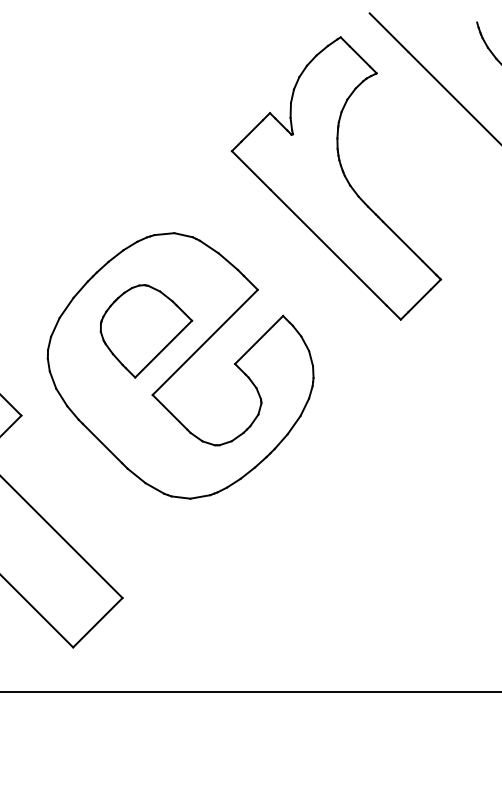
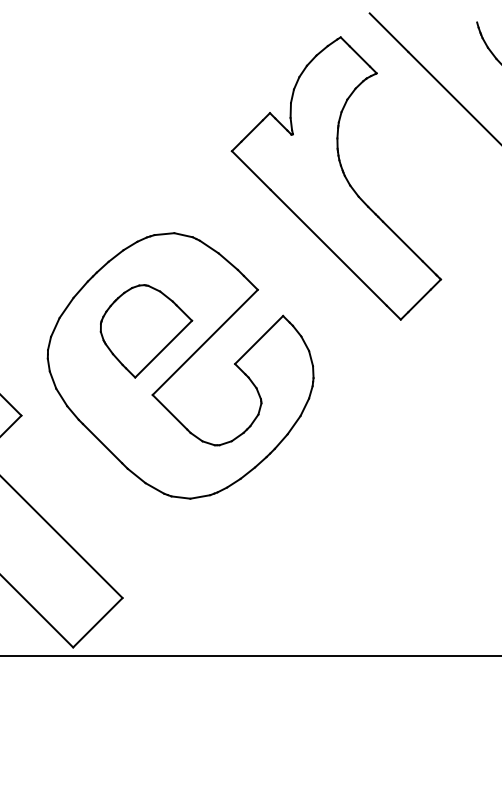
line position: (250, 691) -> (250, 655) (250, 655)
